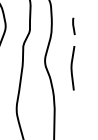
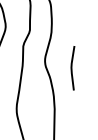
line: present -> none (73, 26)
